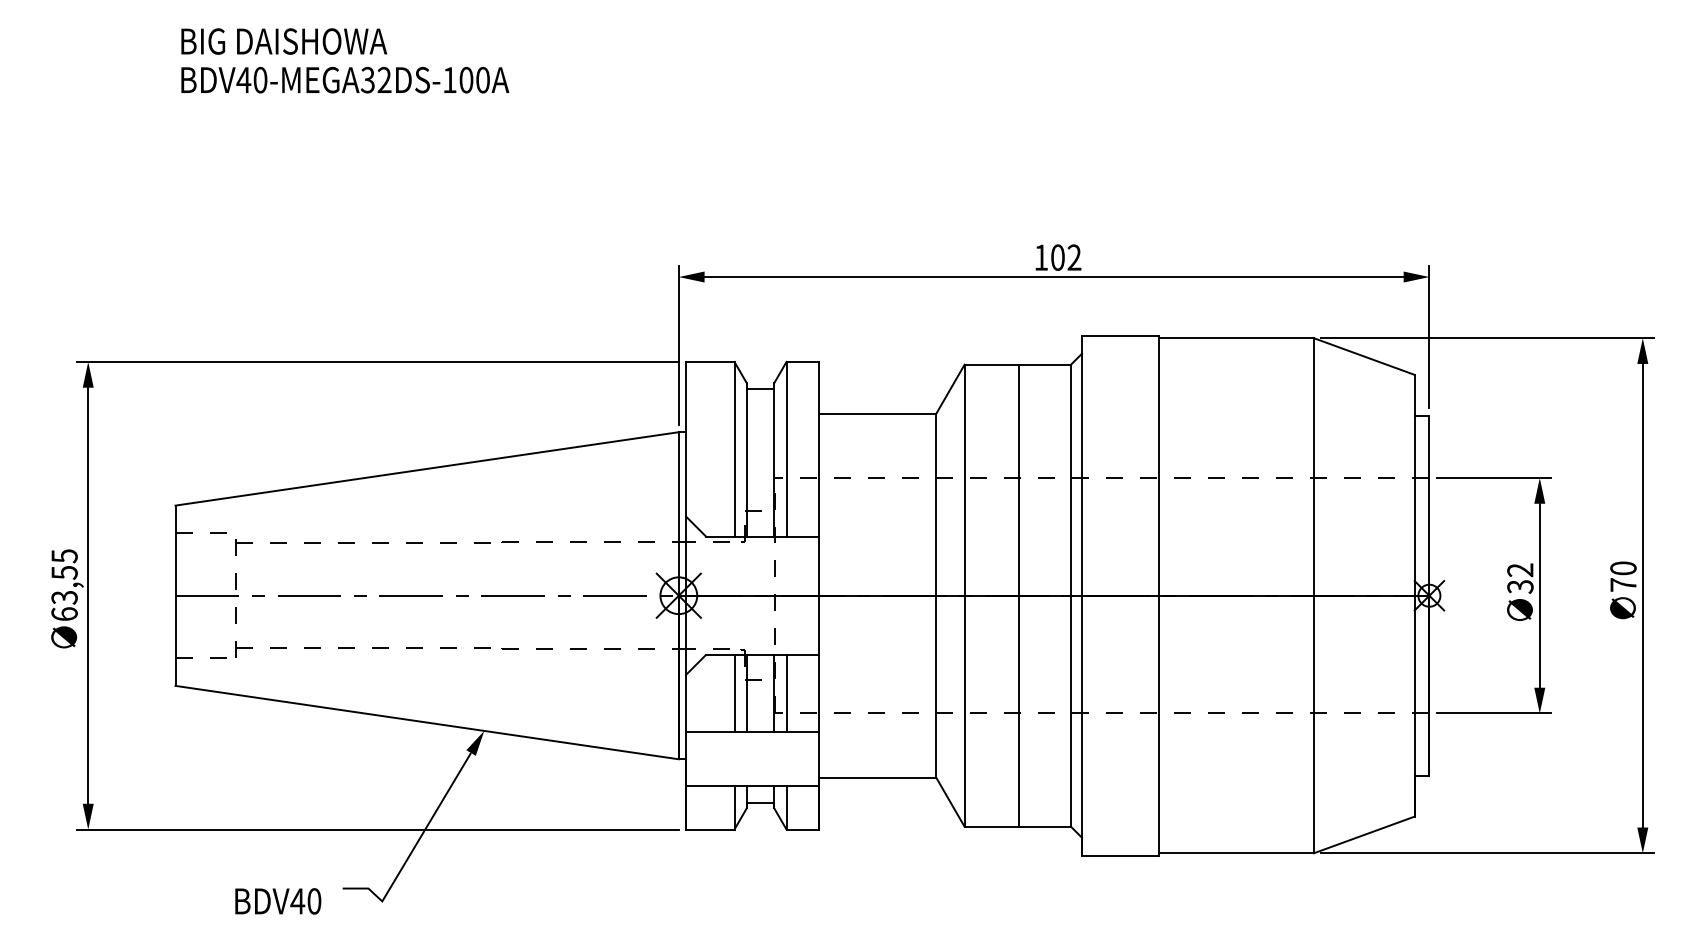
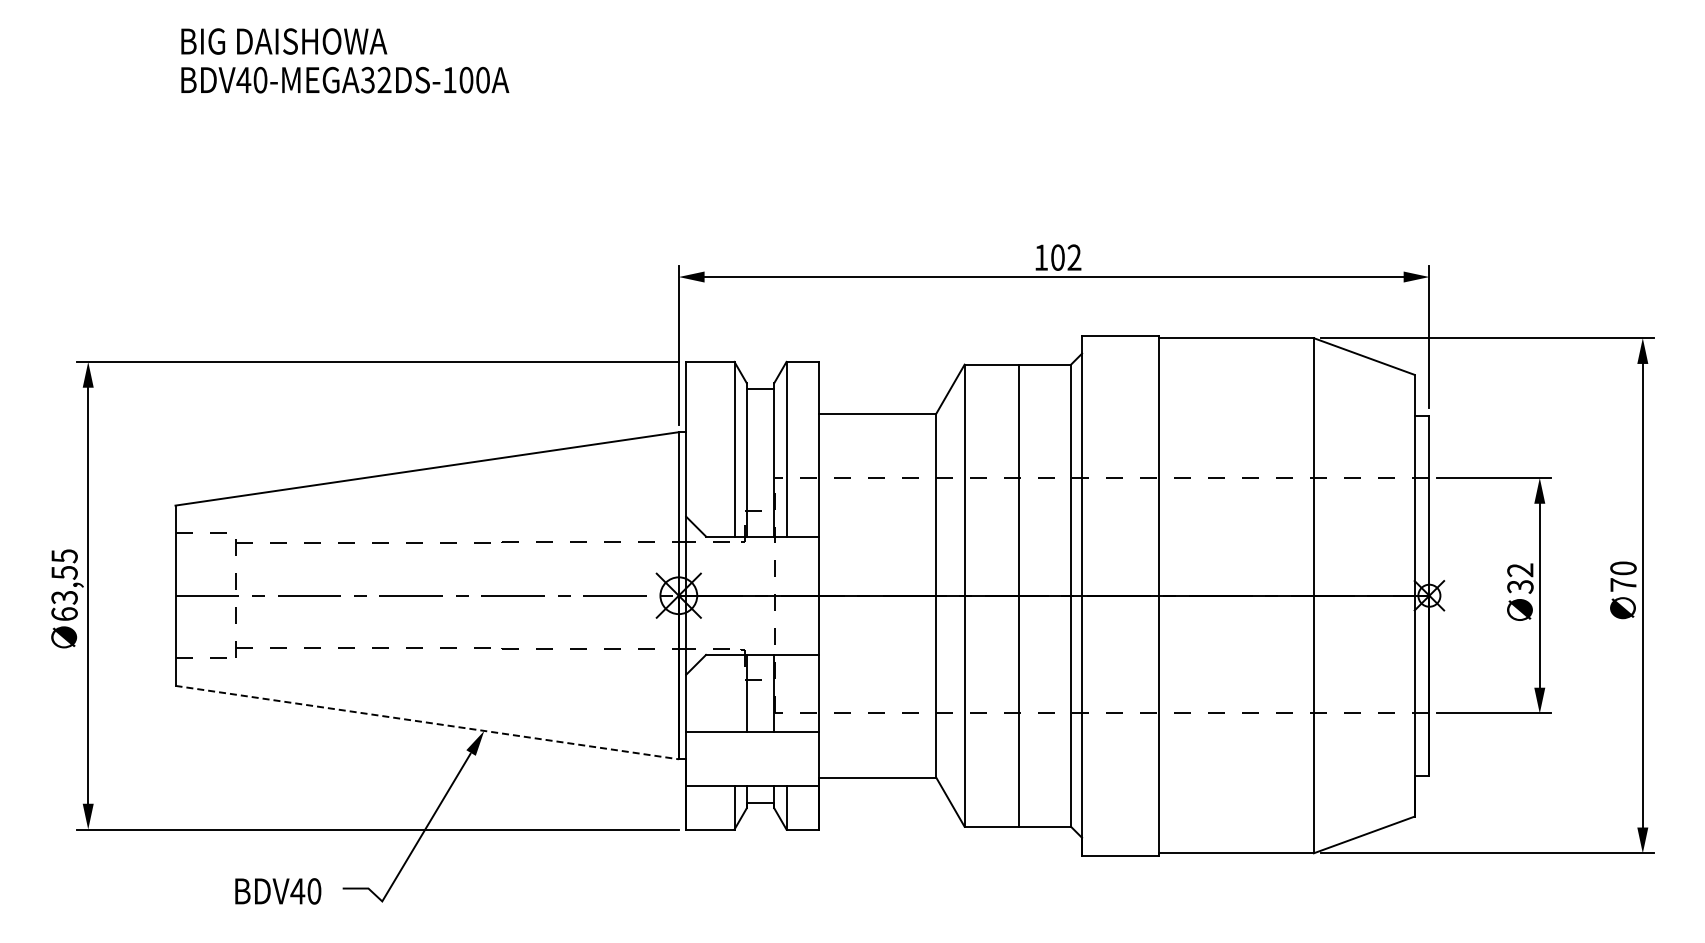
line: present -> none (734, 692)
line: present -> none (786, 692)
line: solid -> dashed (427, 722)
text position: (278, 901) -> (278, 891) (278, 891)
